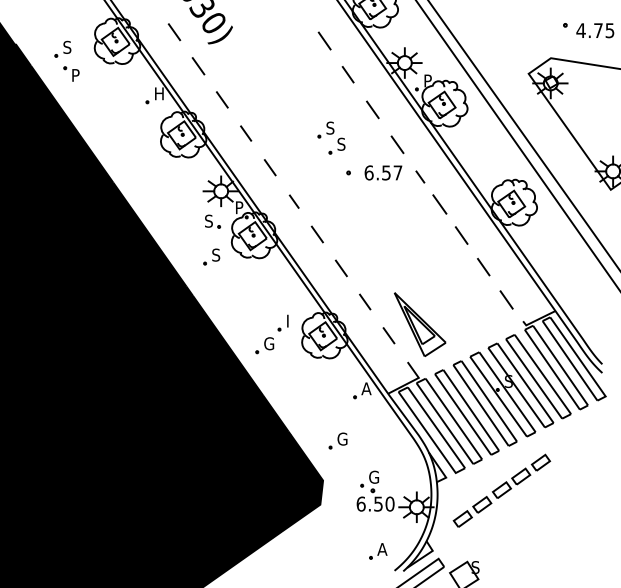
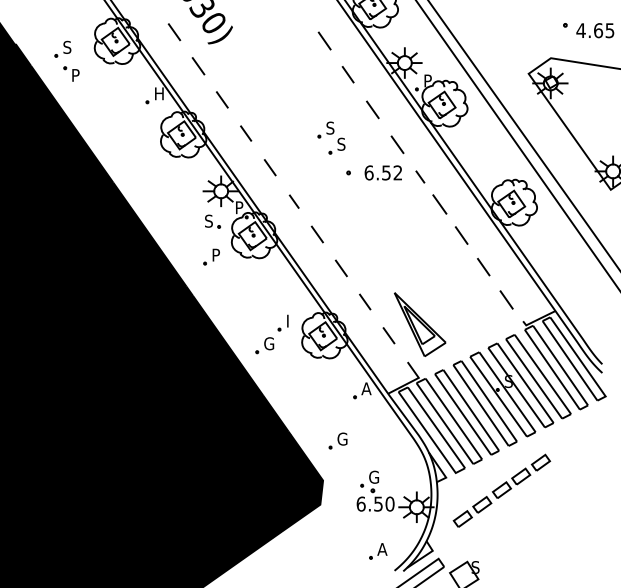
text: 4.75 -> 4.65 (598, 30)
text: 6.57 -> 6.52 (397, 172)
text: S -> P (216, 254)
